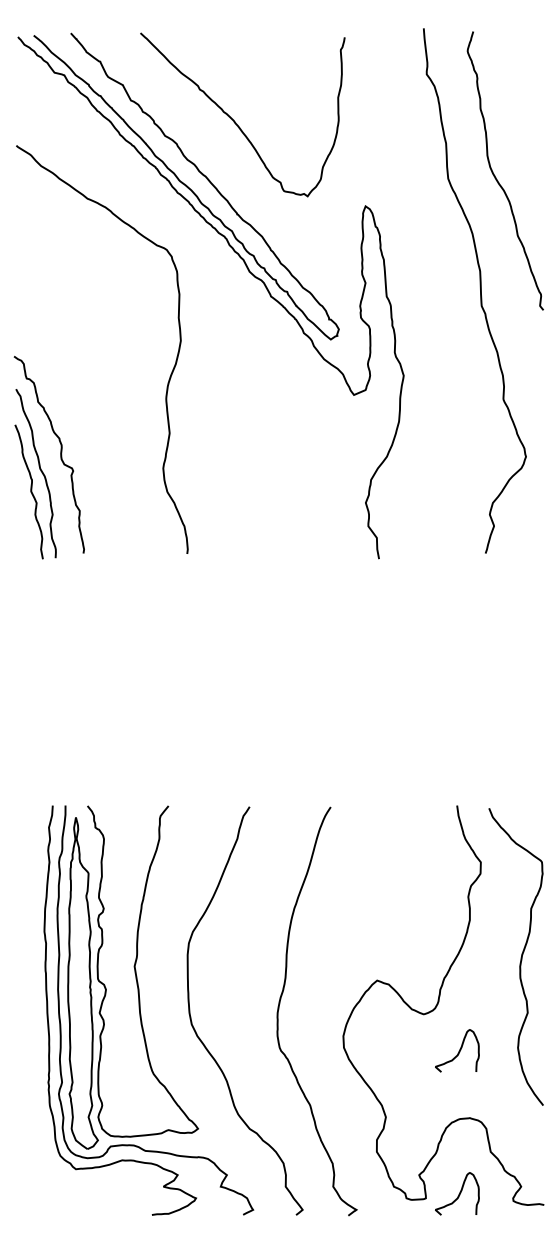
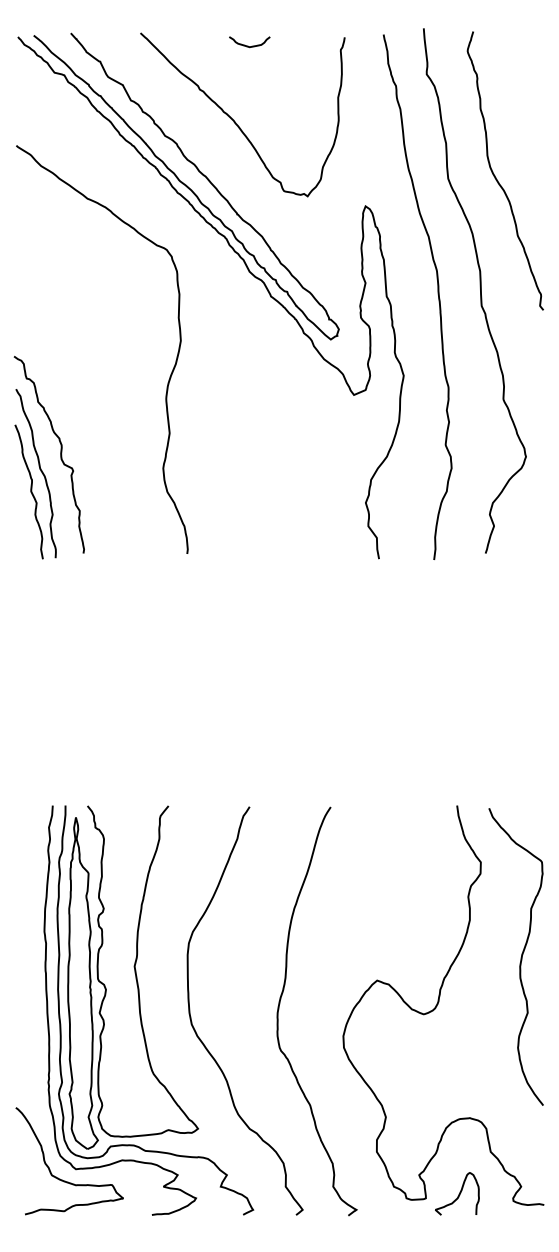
curve: none -> present (248, 45)
curve: none -> present (437, 294)
curve: present -> none (458, 1051)
curve: none -> present (60, 1178)
